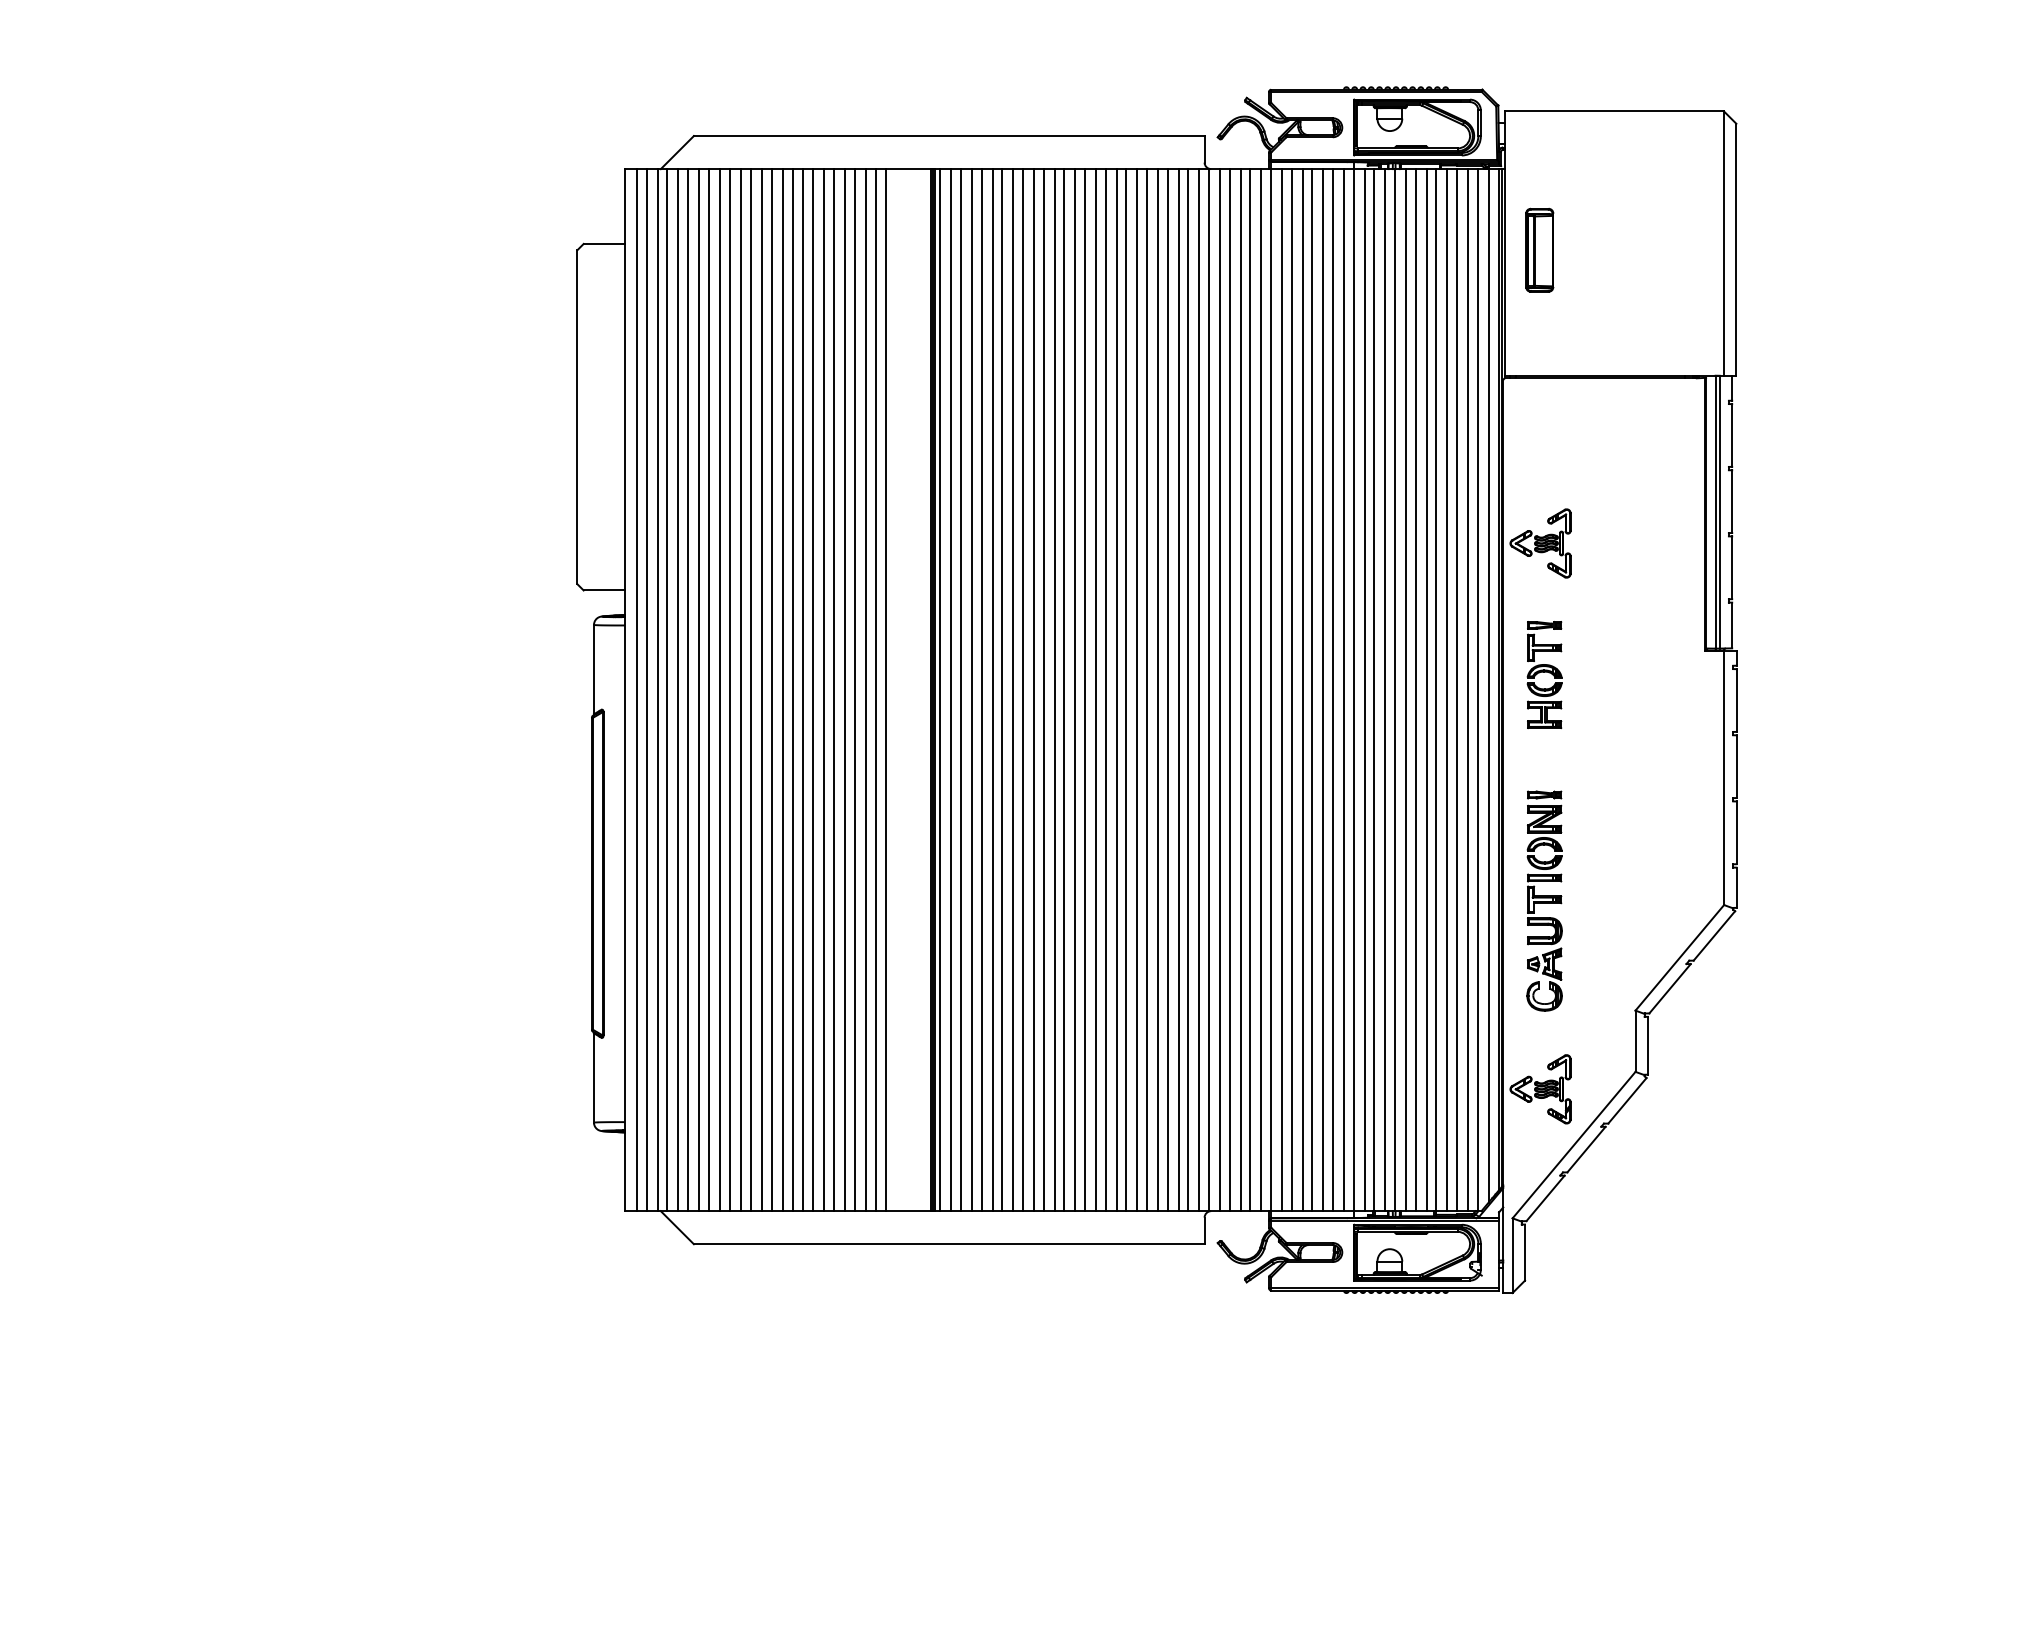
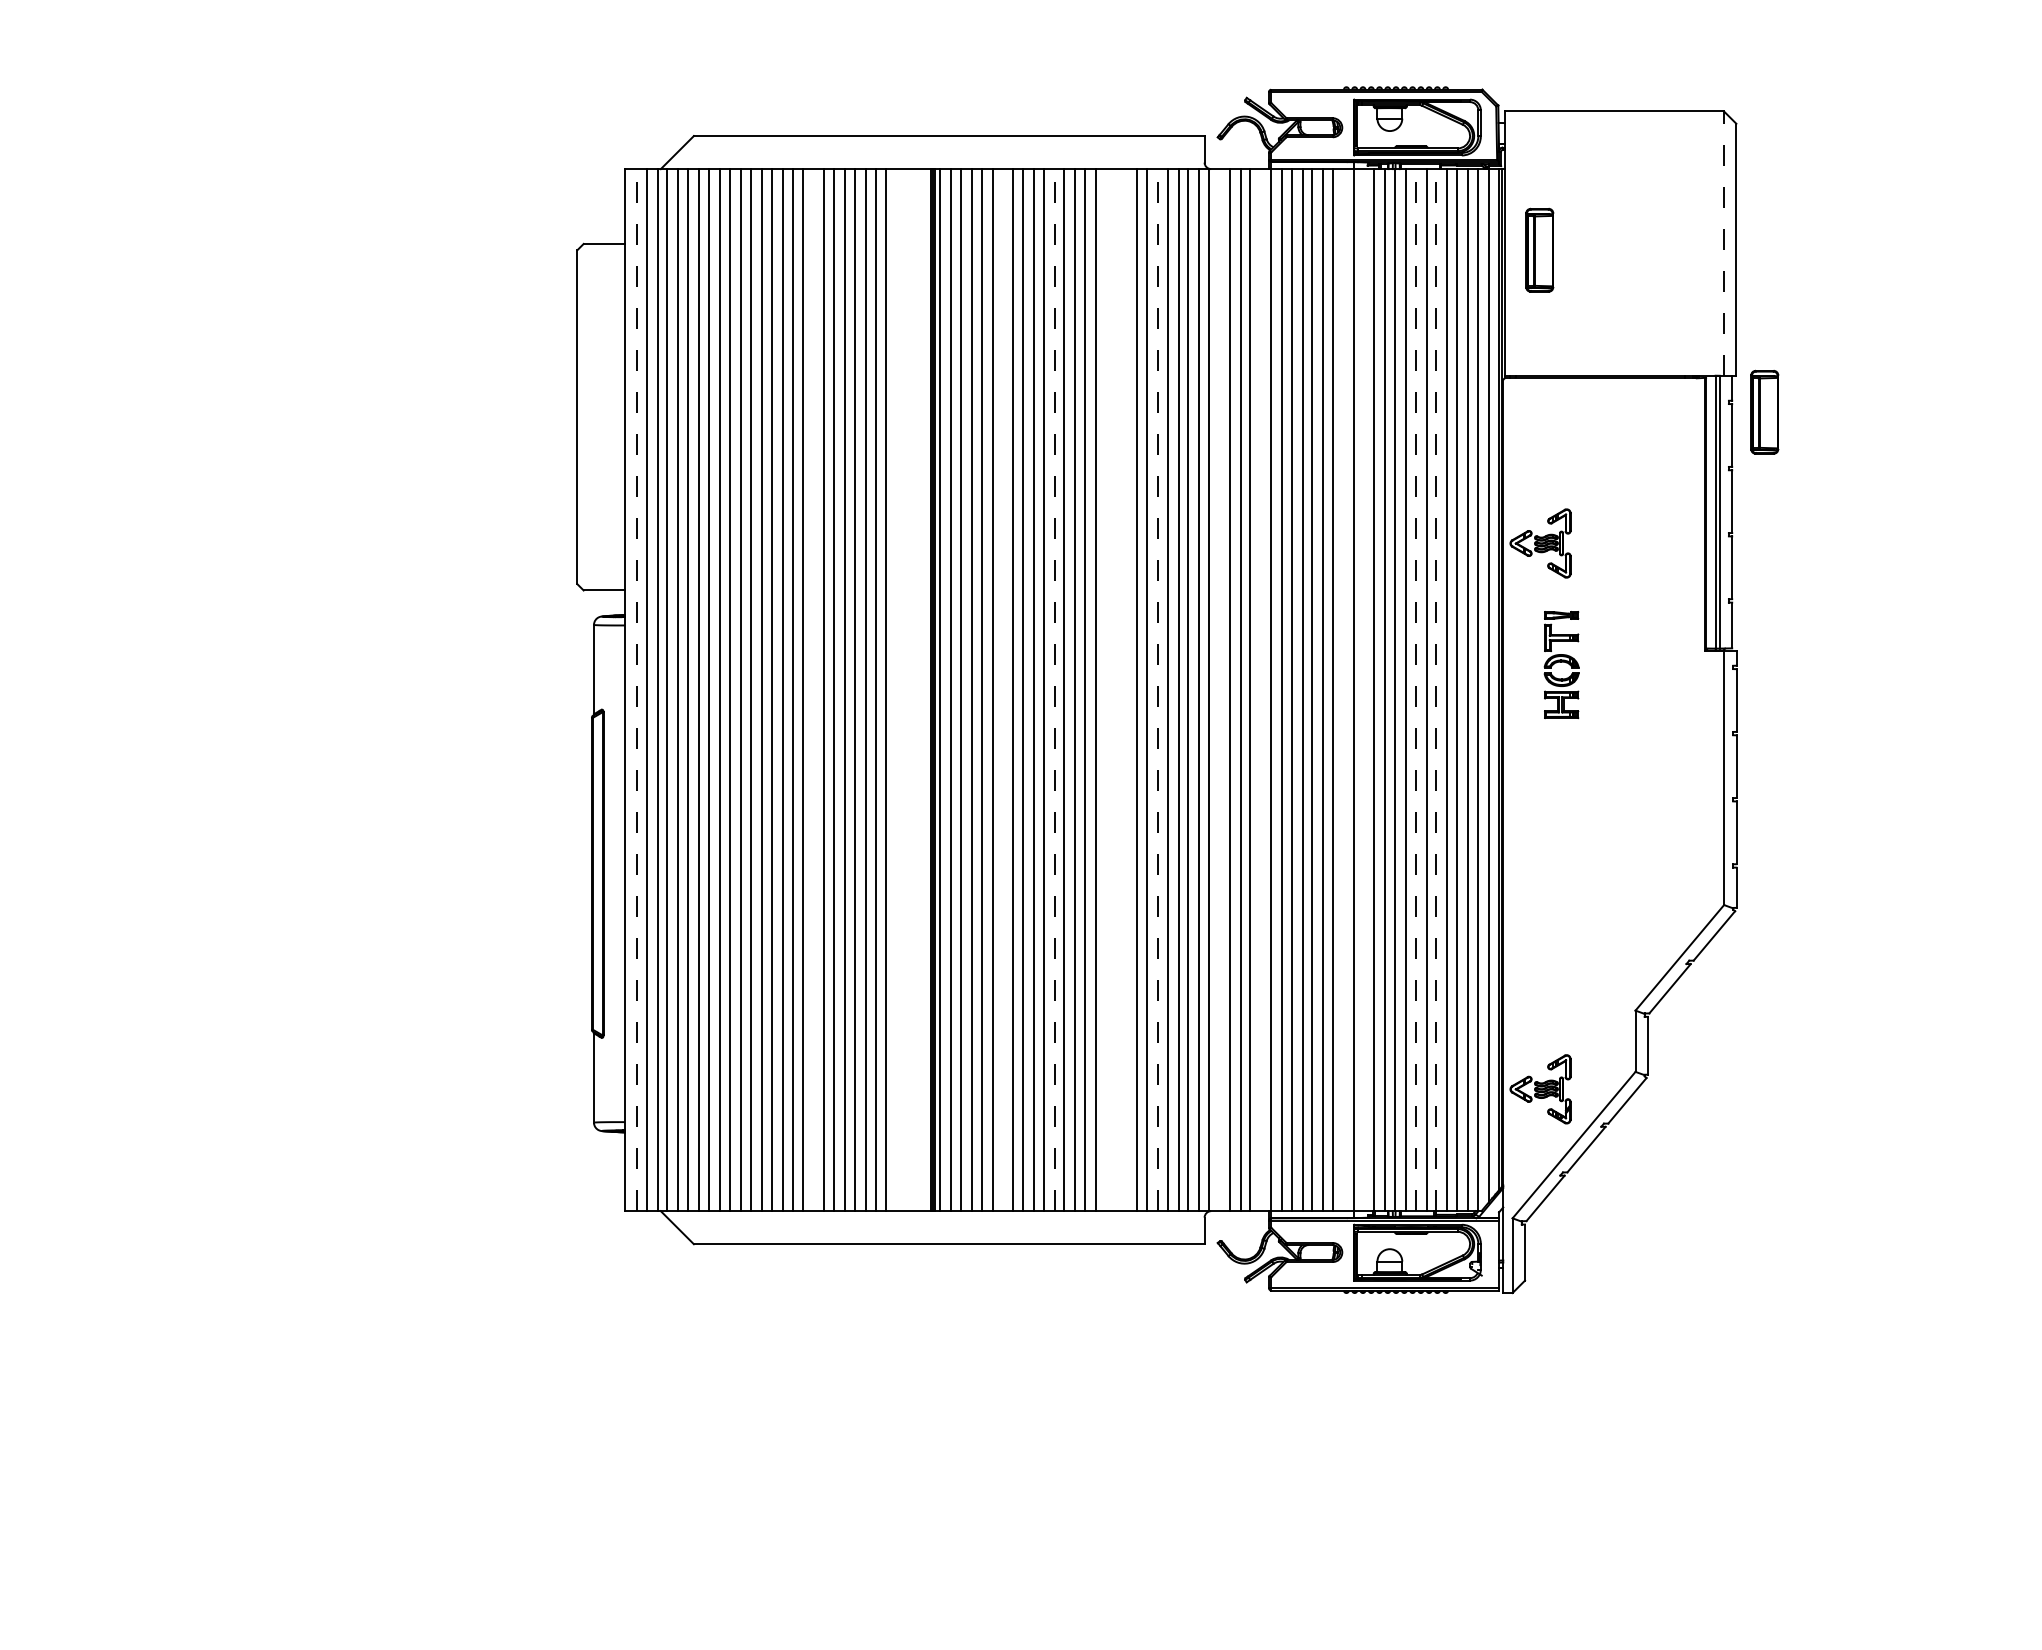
line: solid -> dashed (1723, 243)
part: none -> present (1764, 411)
part position: (1544, 675) -> (1561, 665) (1561, 665)
line: solid -> dashed (636, 689)
line: solid -> dashed (1054, 689)
line: solid -> dashed (1157, 689)
line: solid -> dashed (1415, 689)
line: solid -> dashed (1436, 689)
line: present -> none (813, 690)
line: present -> none (1002, 690)
line: present -> none (1105, 690)
line: present -> none (1116, 690)
line: present -> none (1126, 690)
line: present -> none (1219, 690)
line: present -> none (1261, 690)
line: present -> none (1343, 690)
line: present -> none (1364, 690)
part: present -> none (1544, 900)
